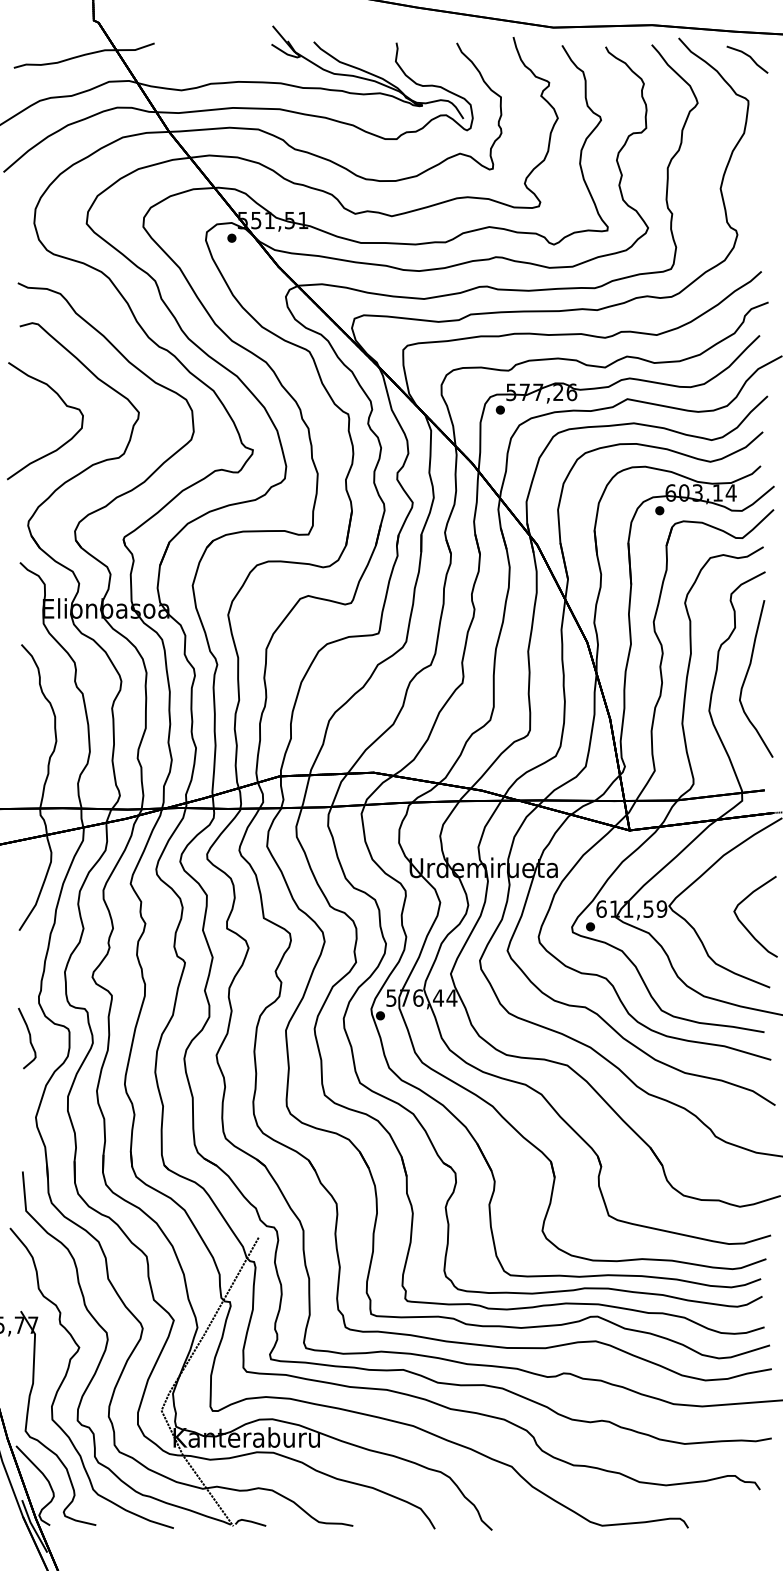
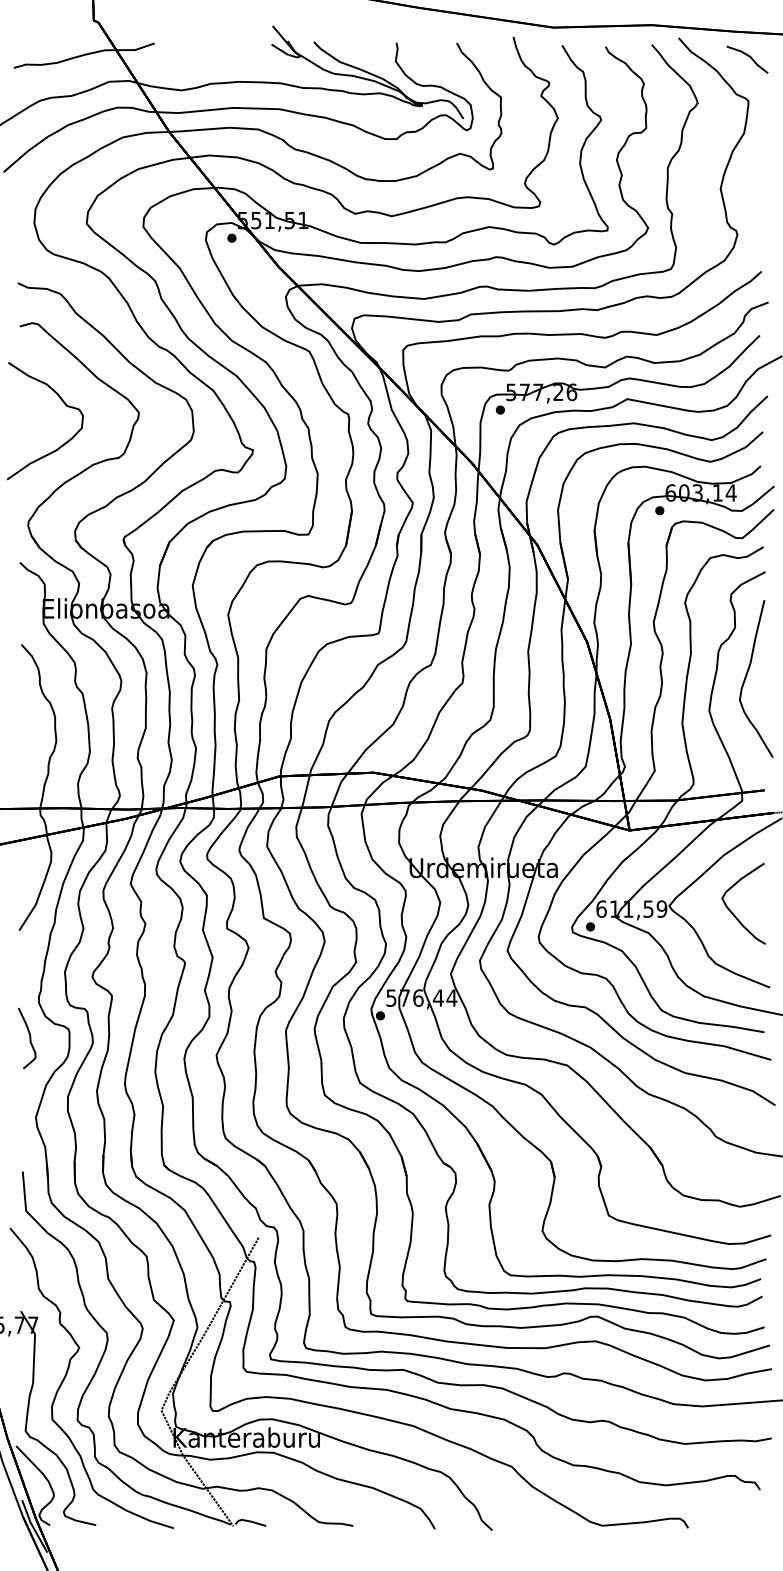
curve position: (743, 923) -> (731, 910) (731, 910)
